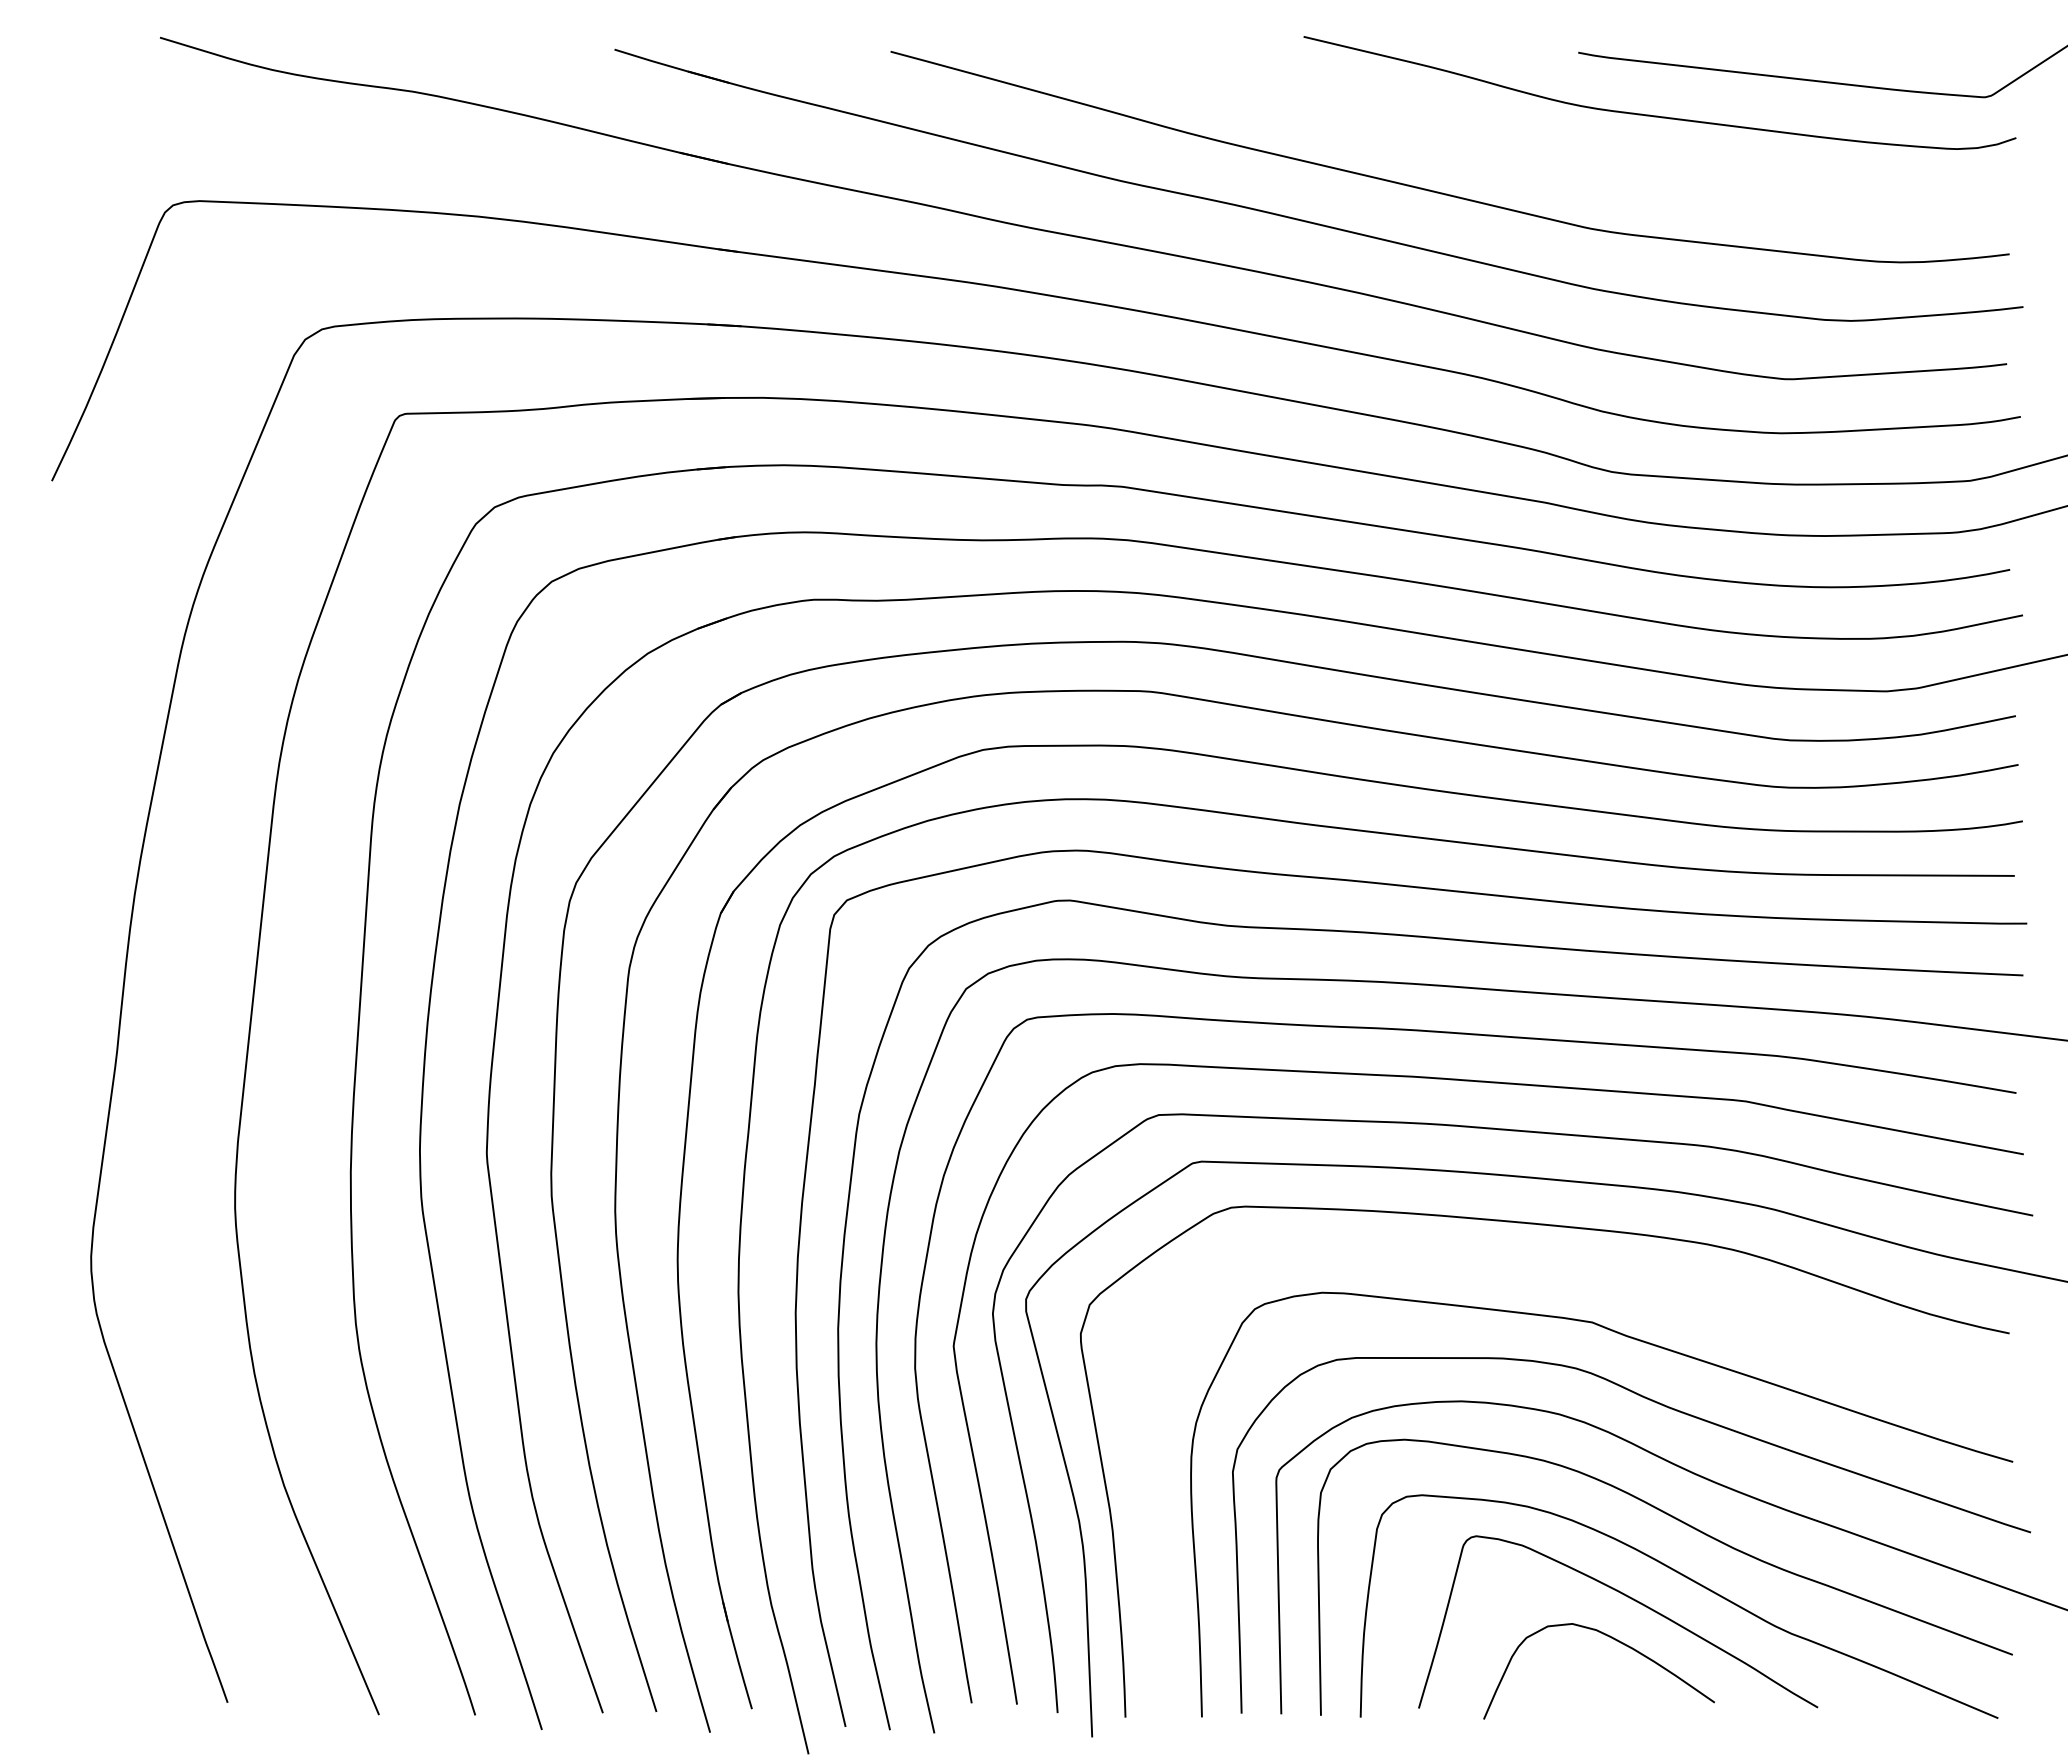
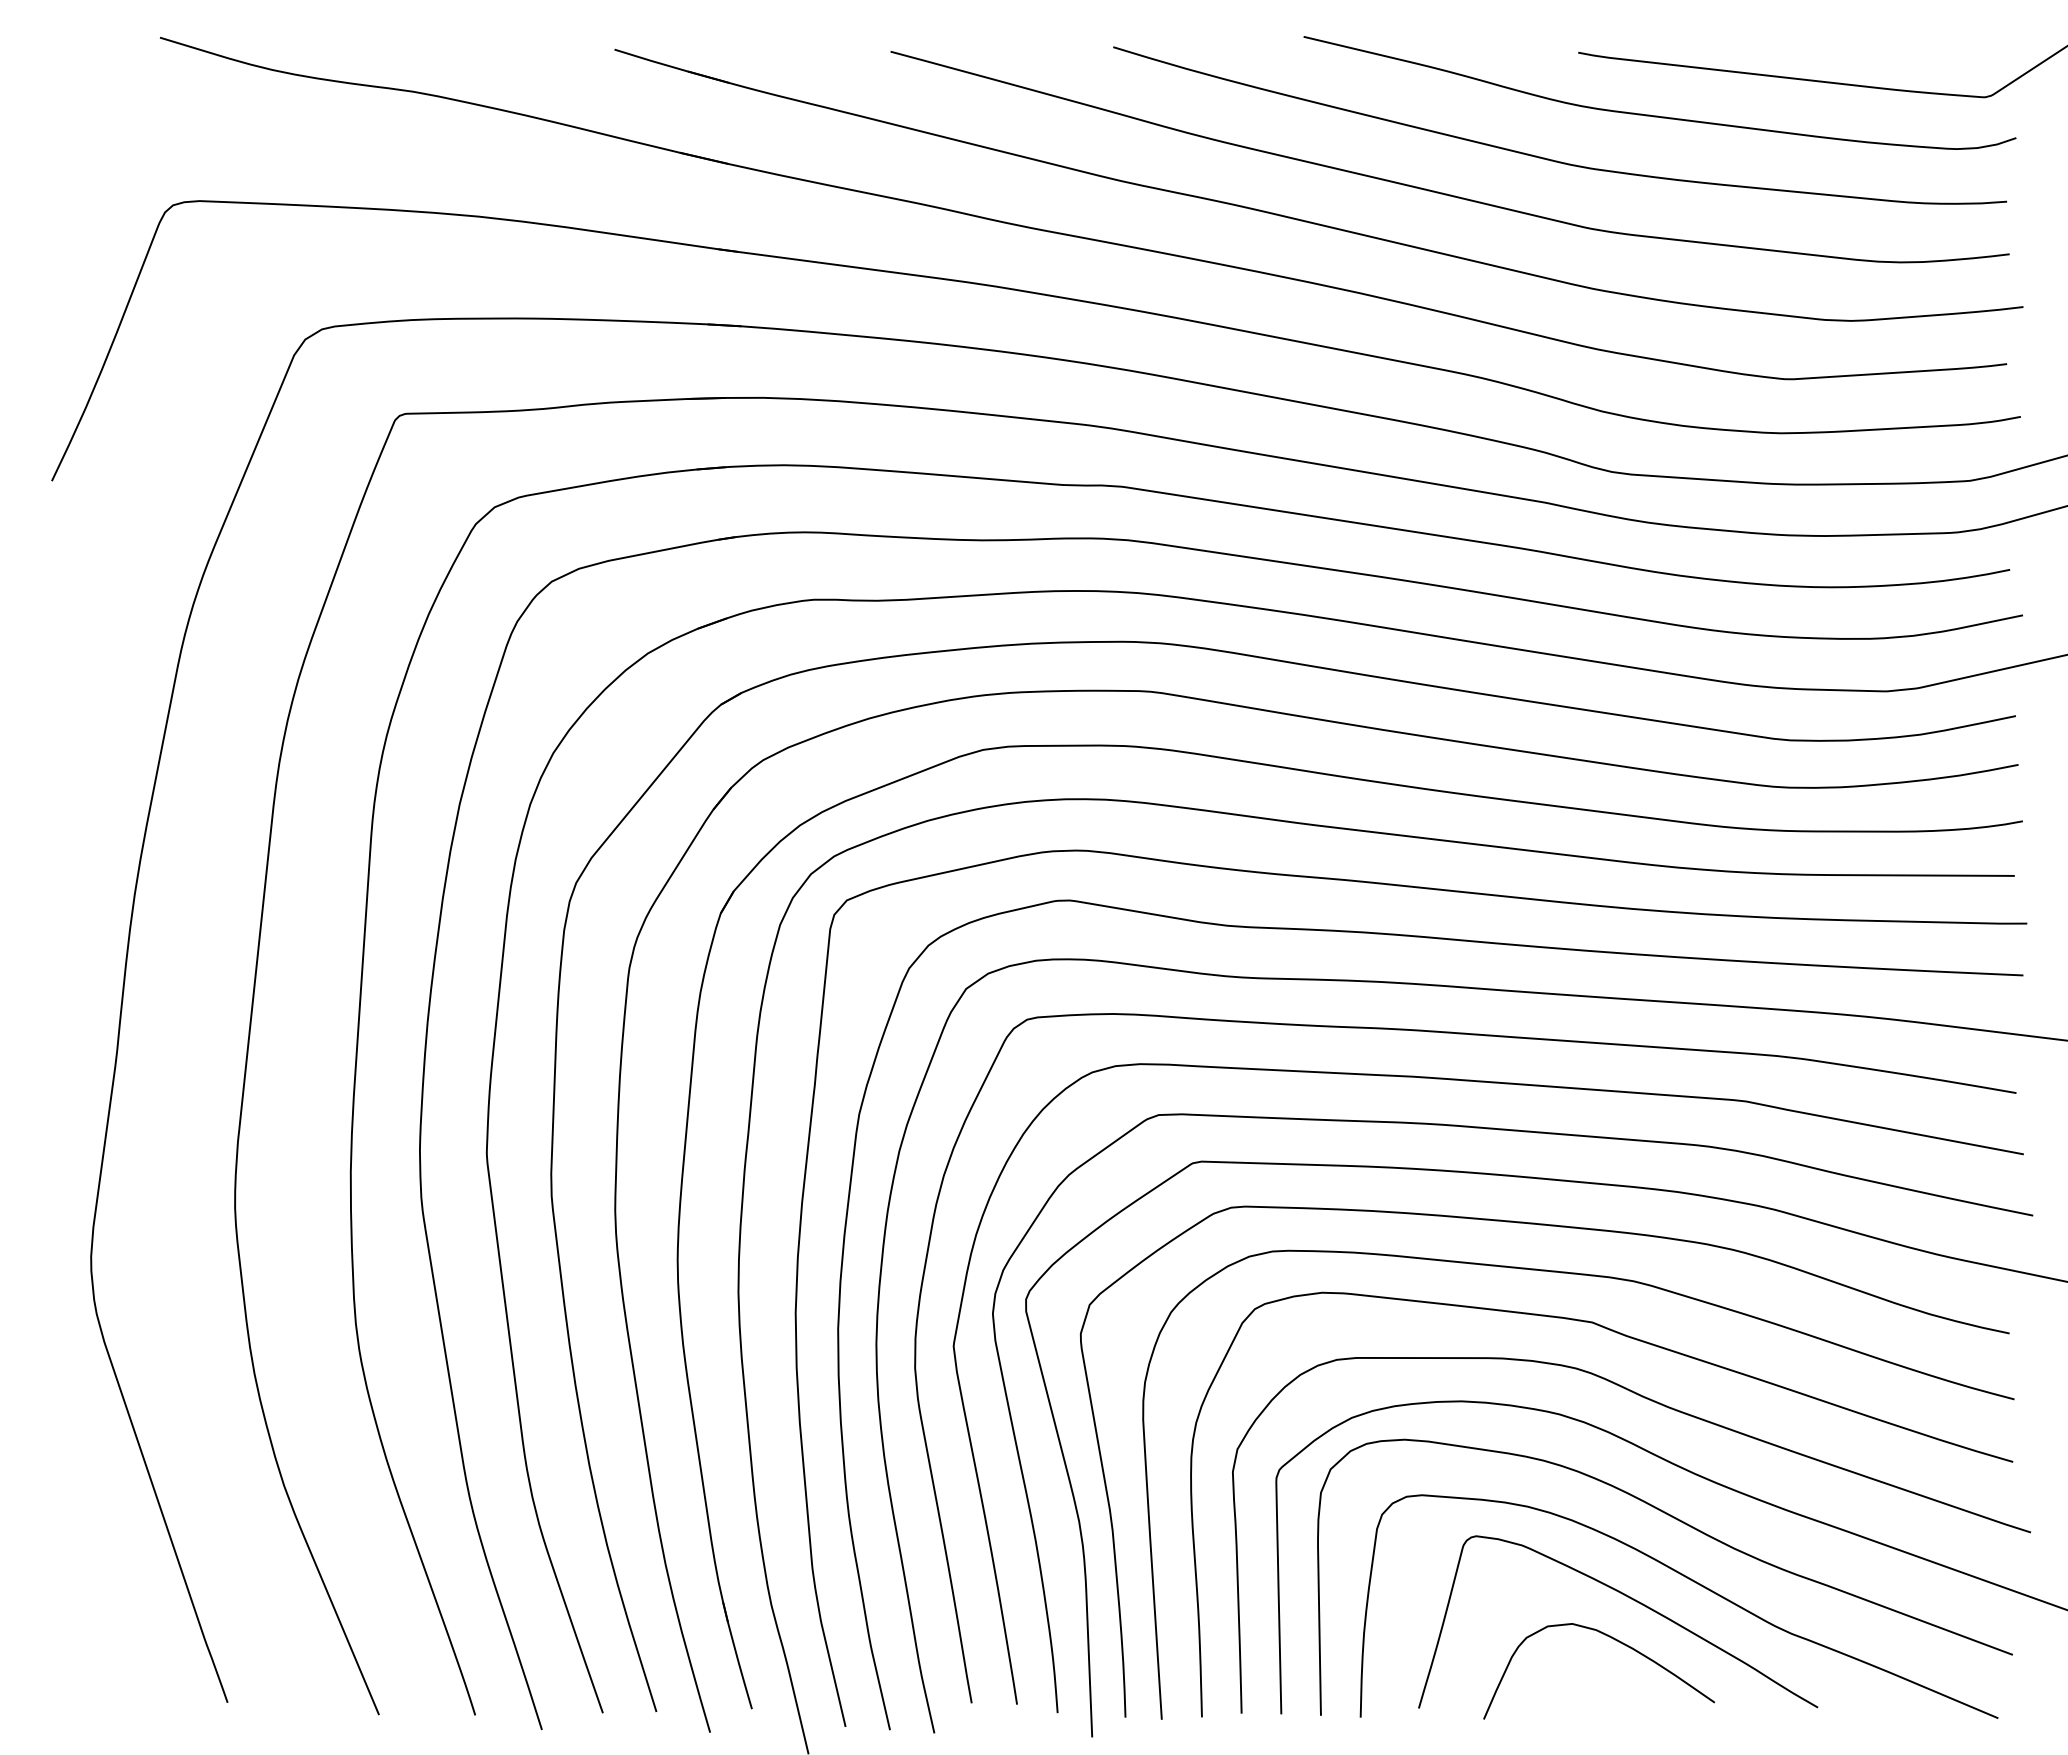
curve: none -> present (1553, 159)
curve: none -> present (1599, 1277)
